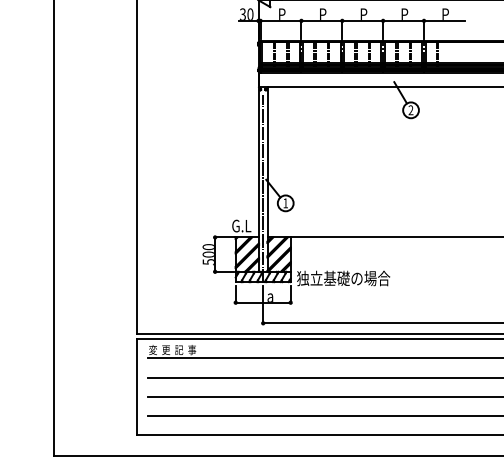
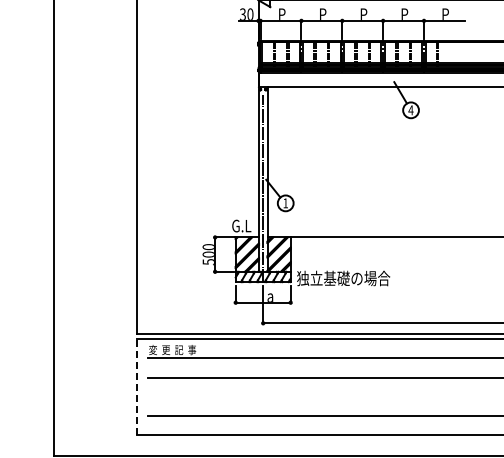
text: 2 -> 4 (410, 110)
line: solid -> dashed (136, 386)
line: present -> none (324, 396)
